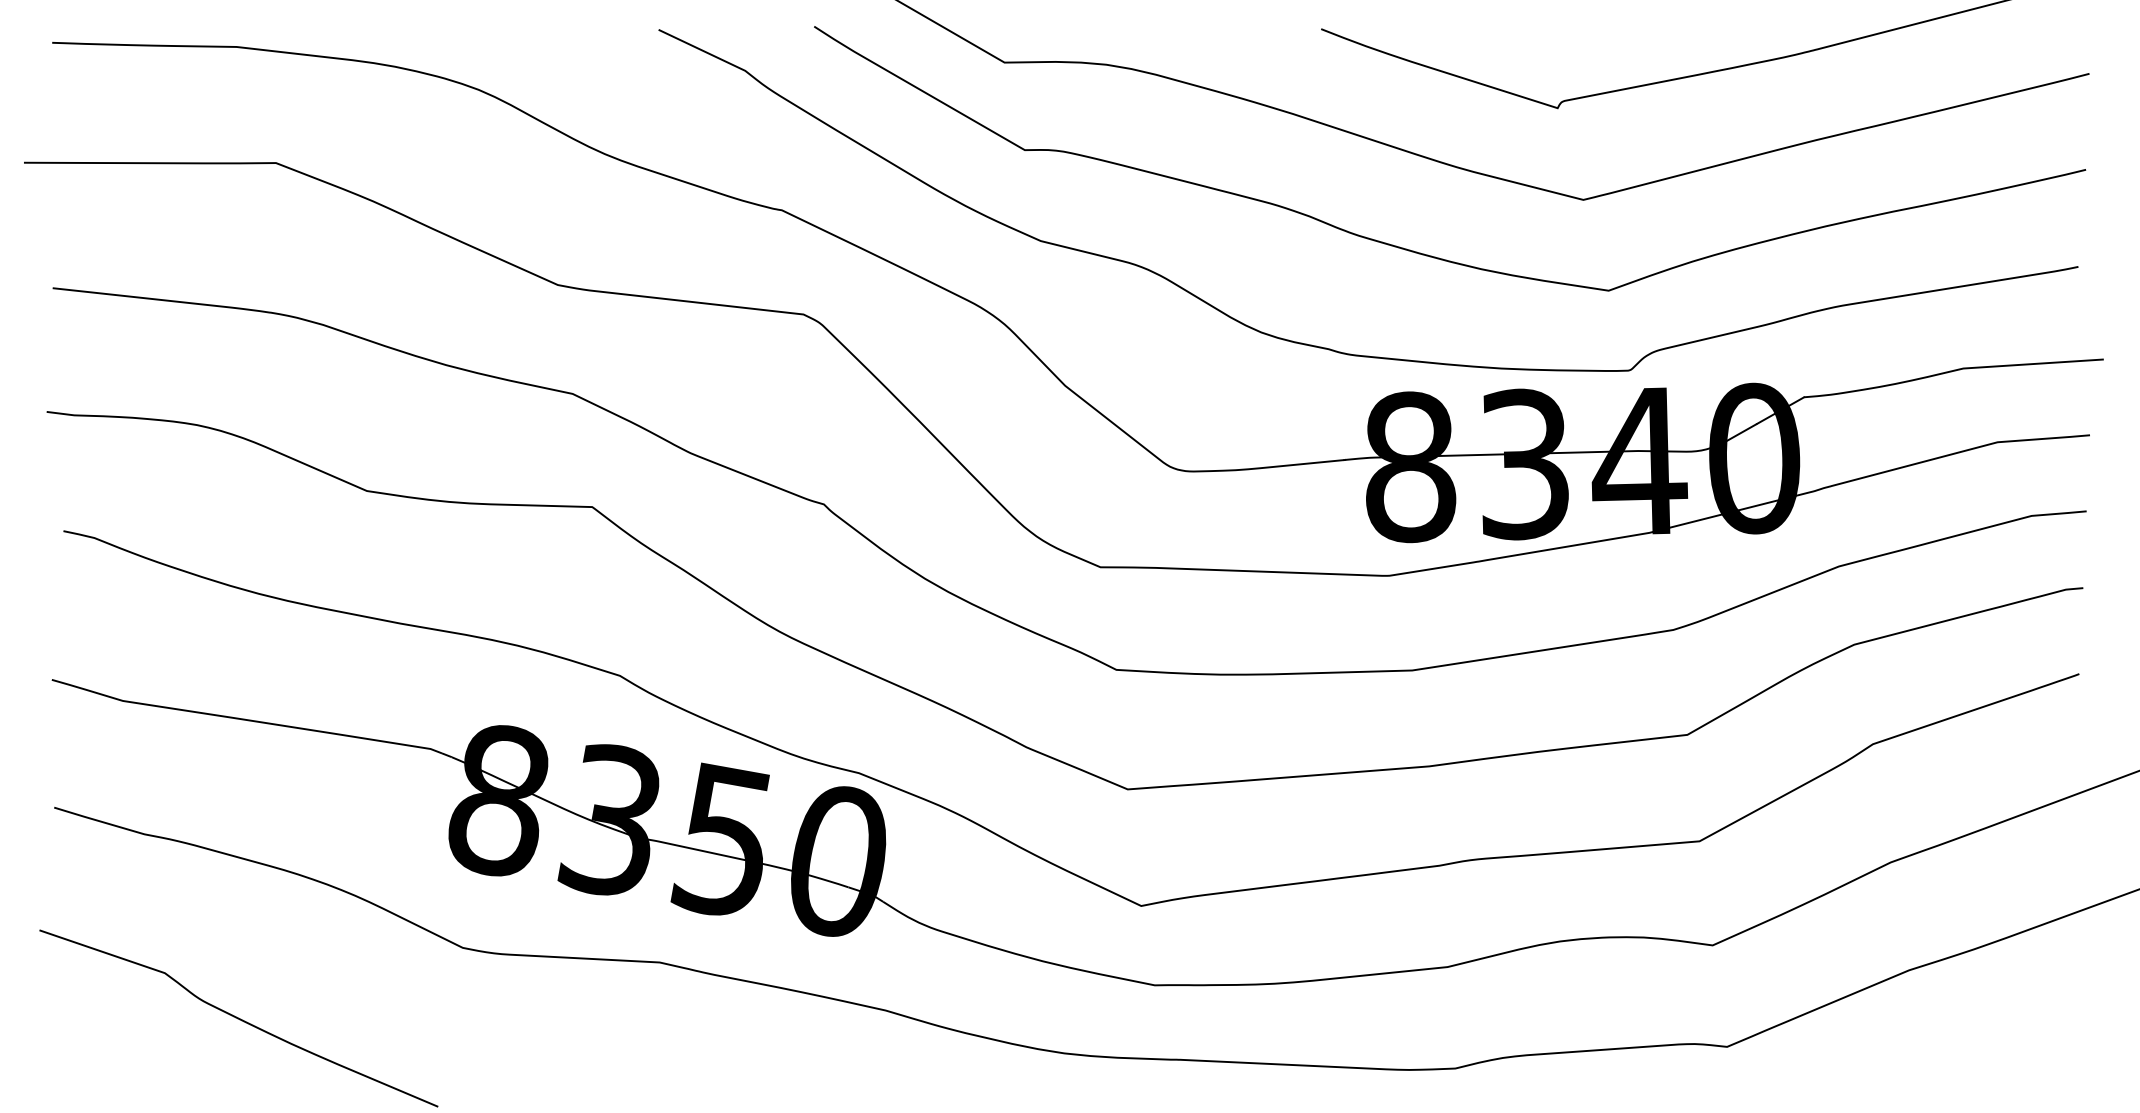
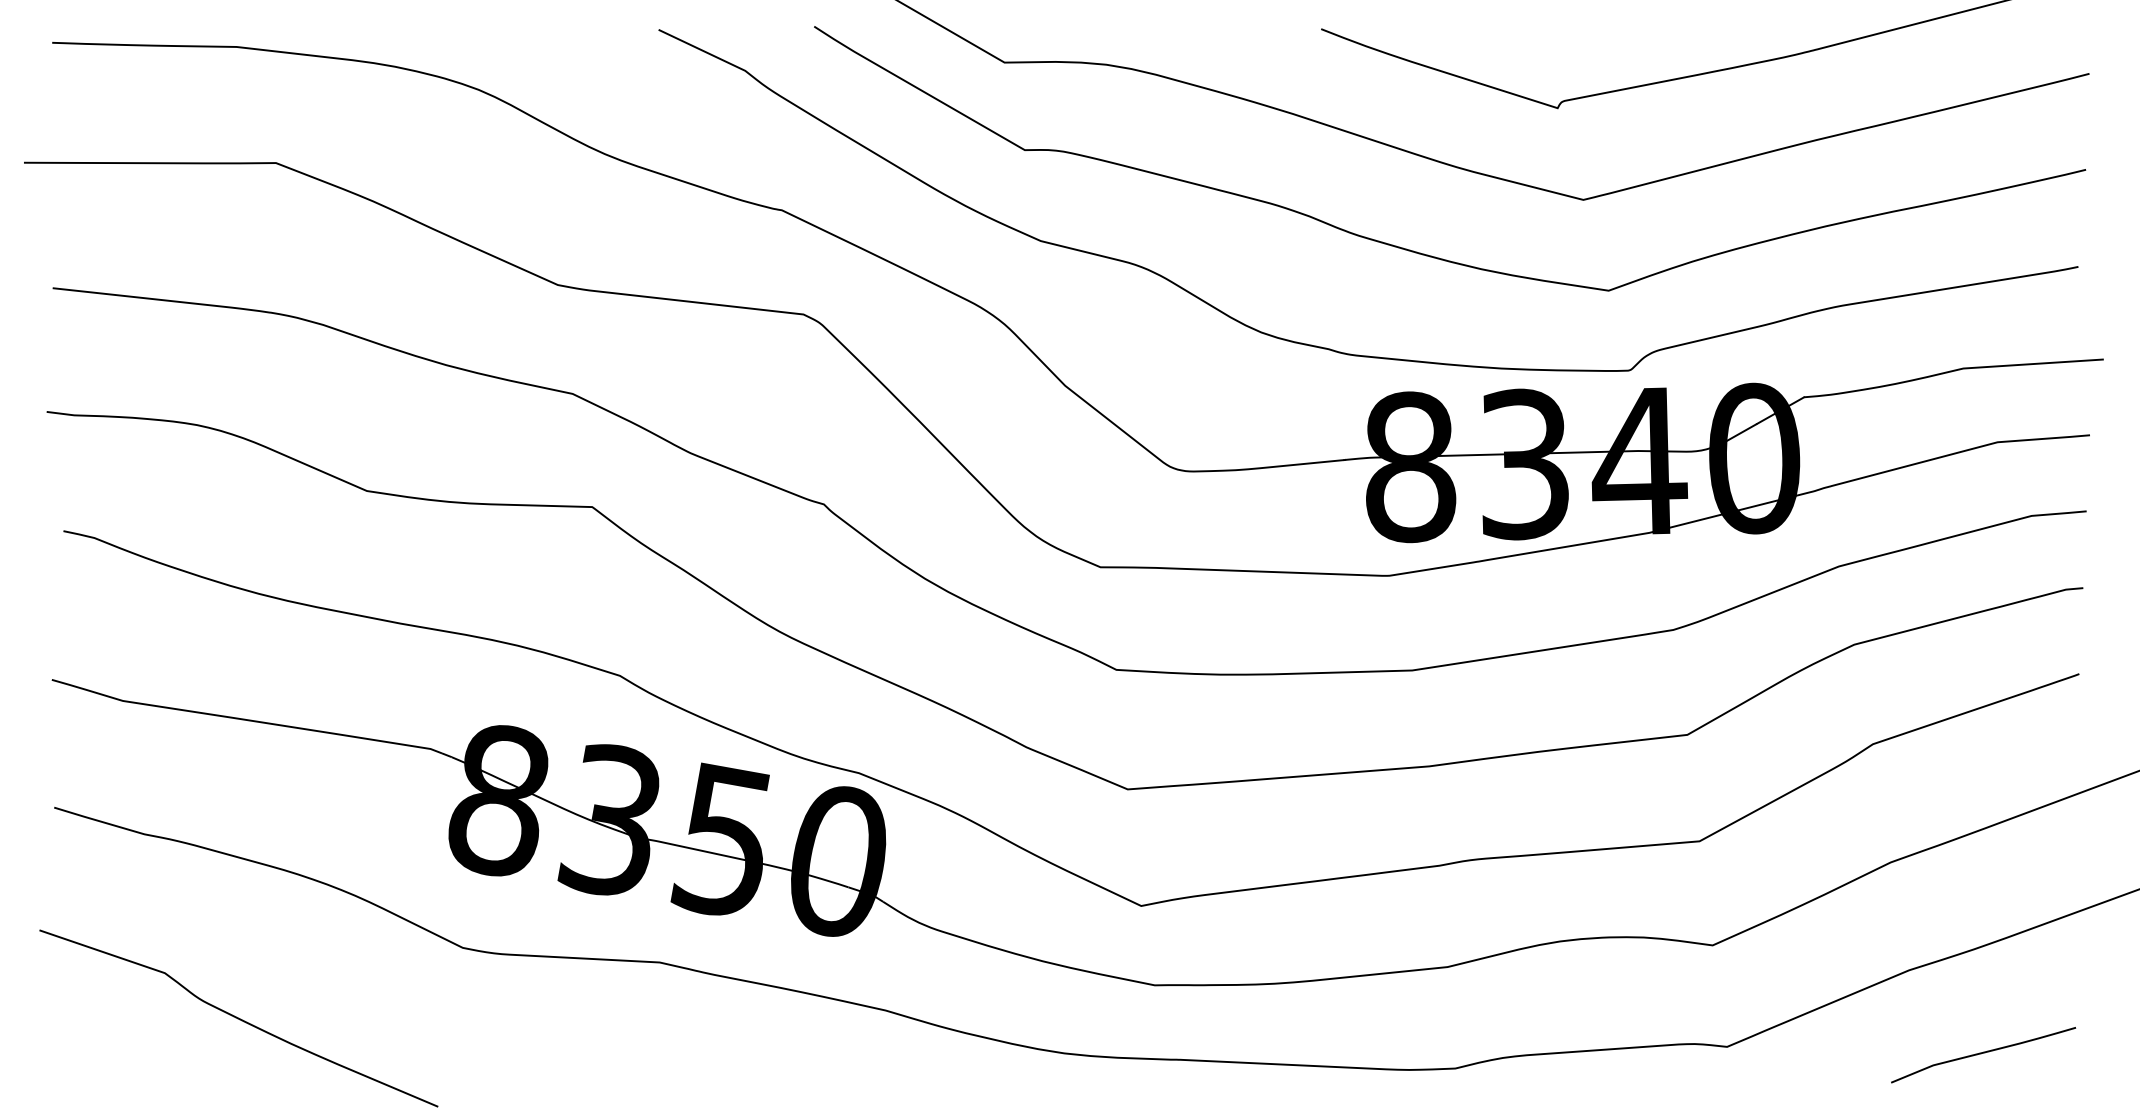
curve: none -> present (1983, 1053)
